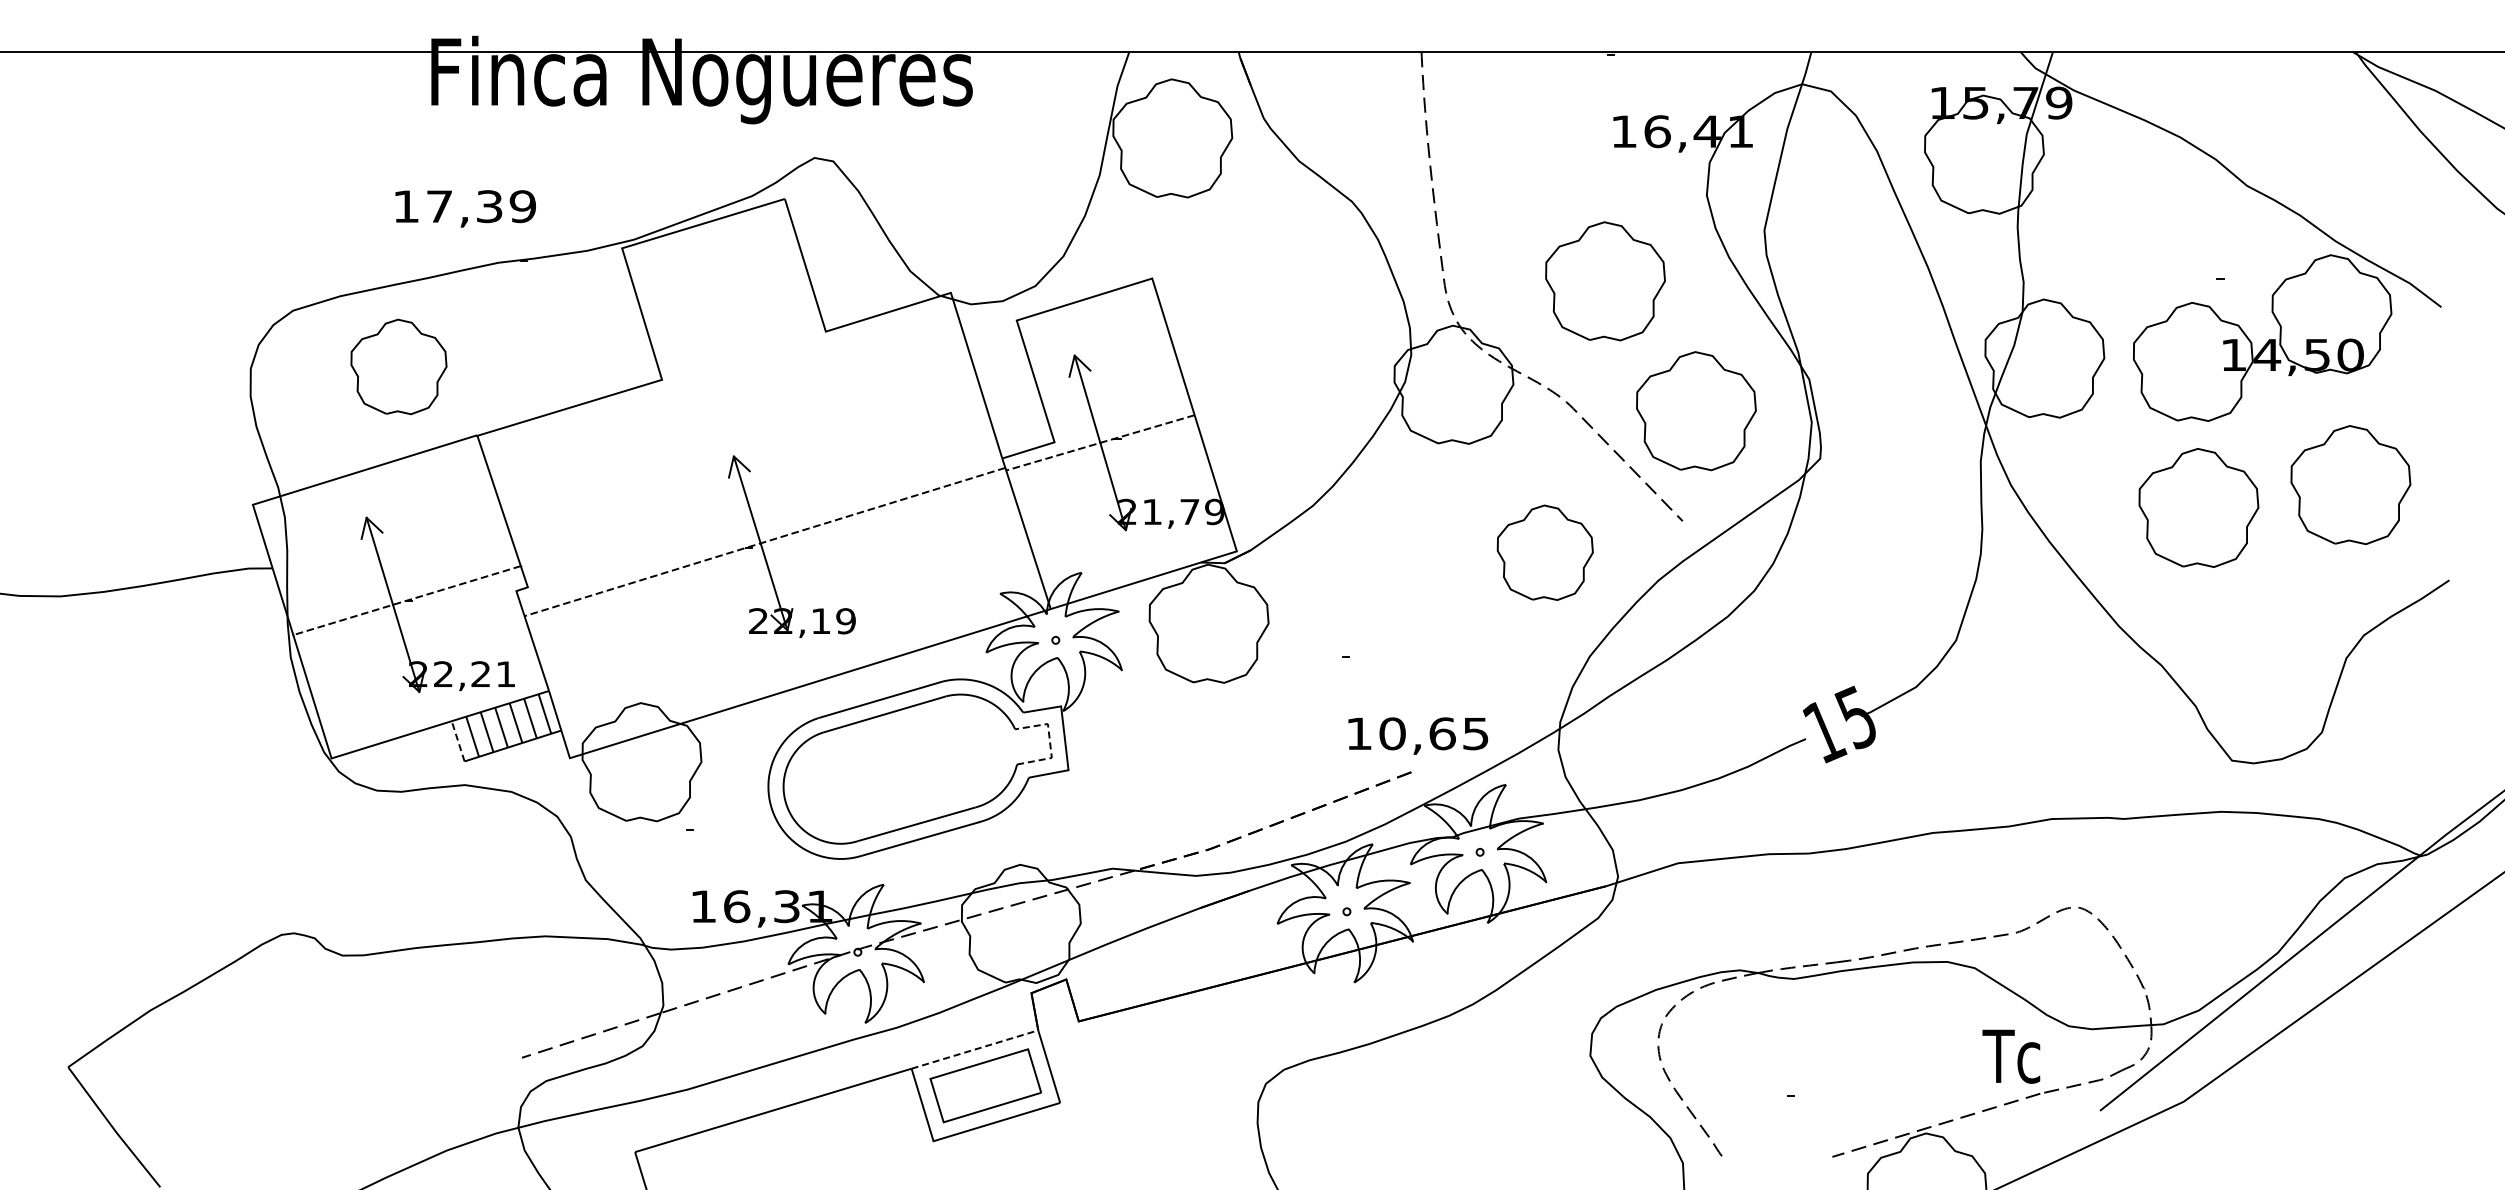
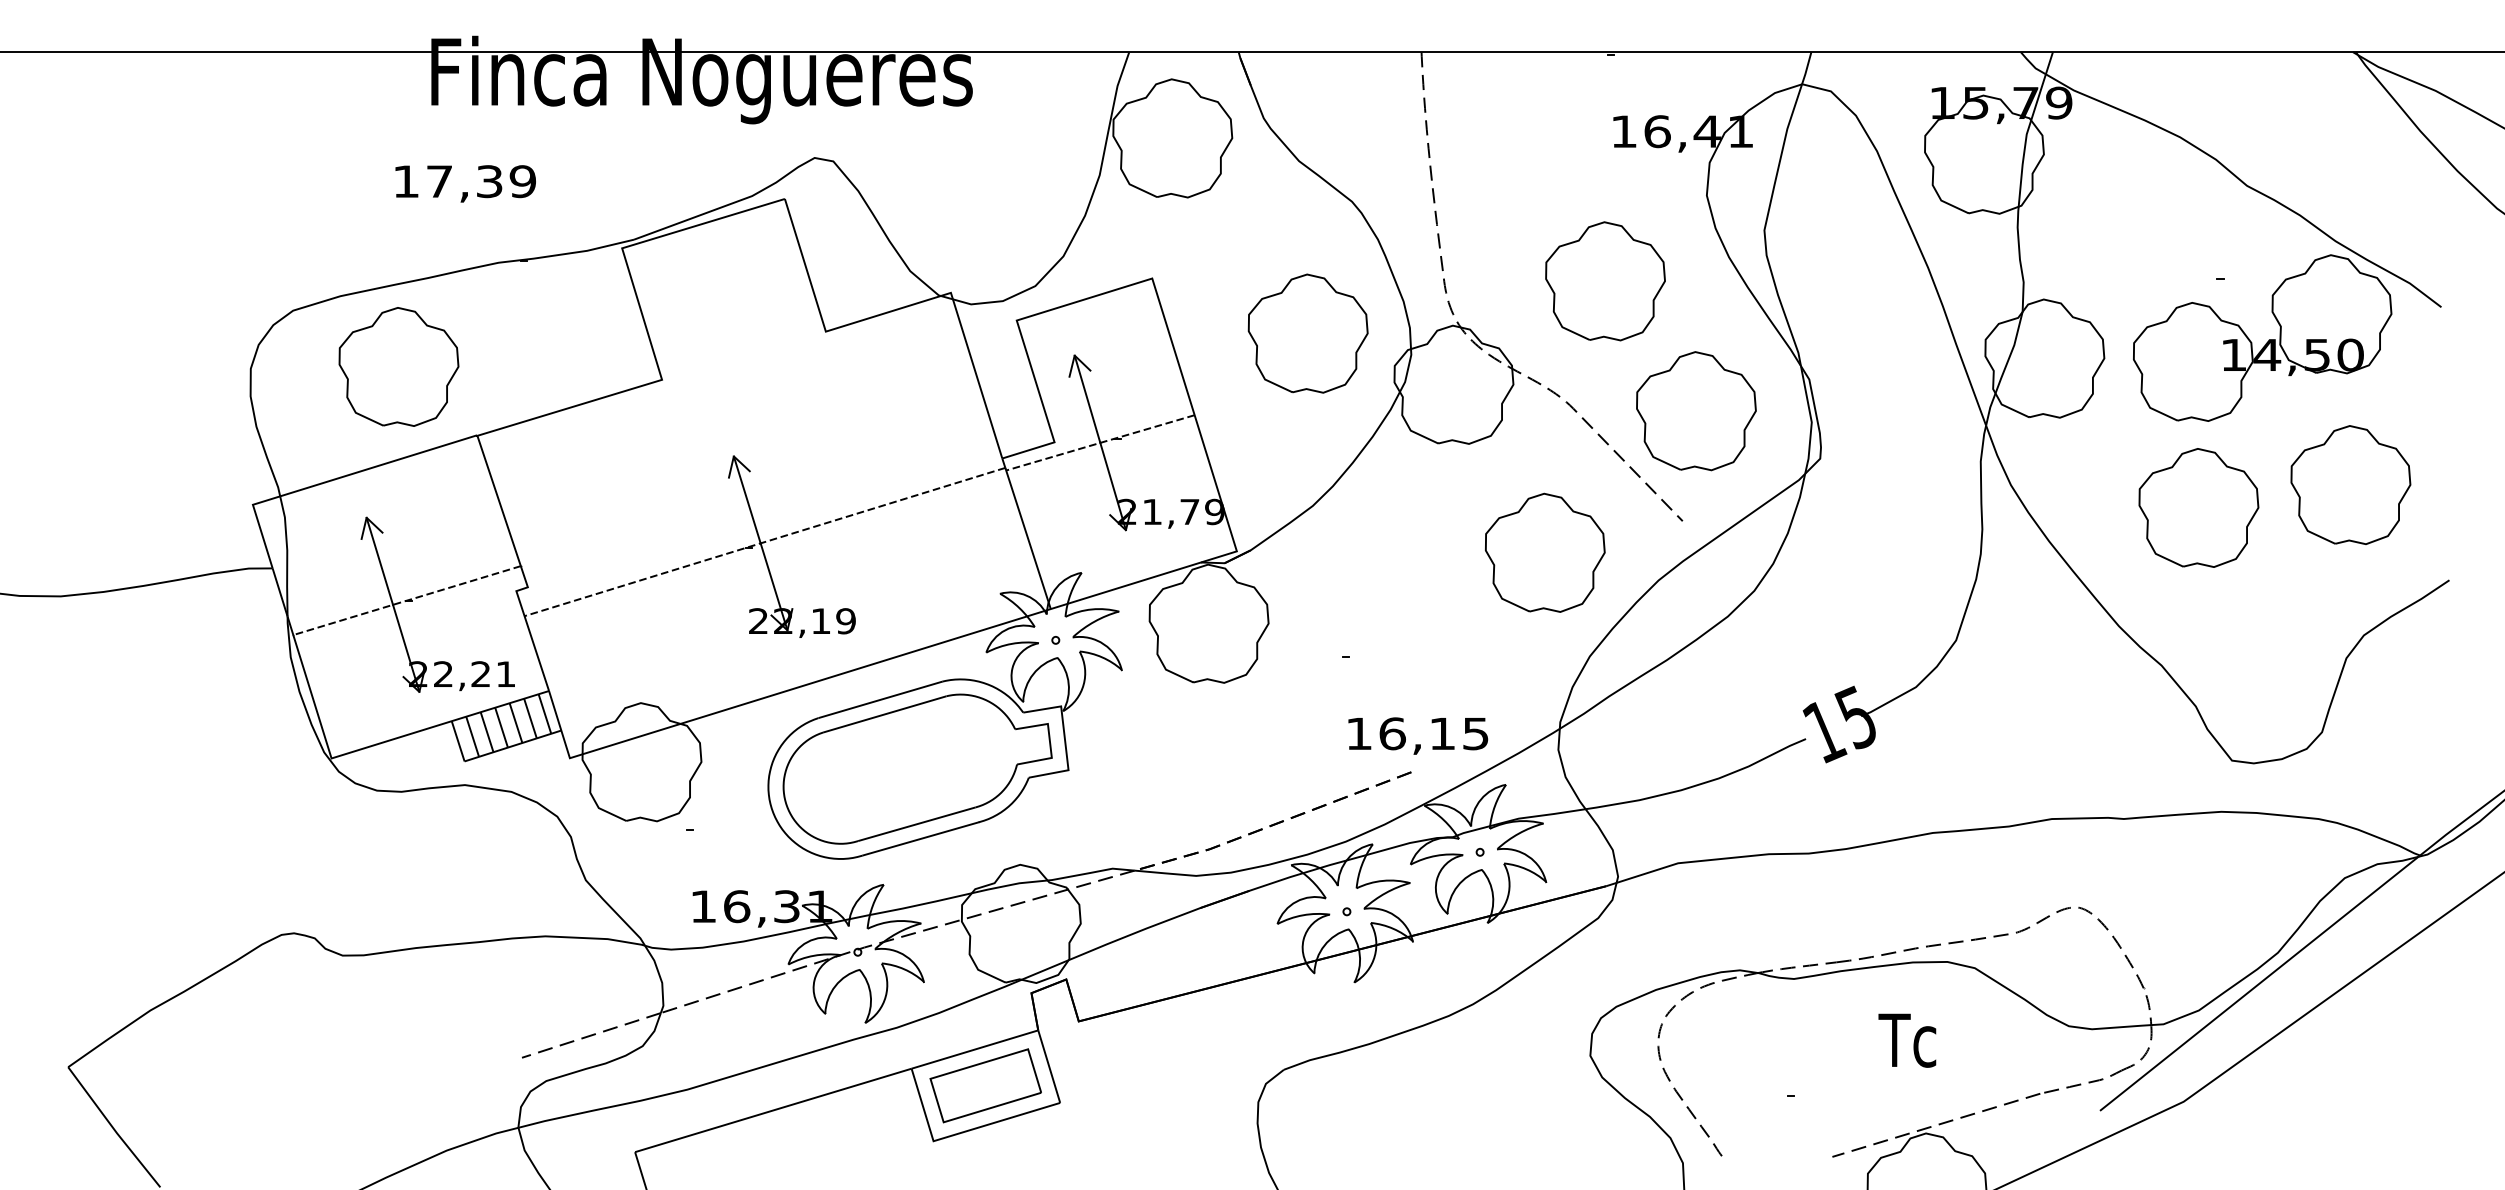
text position: (465, 208) -> (465, 183) (465, 183)
part: none -> present (1307, 333)
part size: 98x98 px -> 122x120 px (398, 366)
part size: 98x97 px -> 121x121 px (1545, 552)
text: 10,65 -> 16,15 (1417, 733)
line: dashed -> solid (458, 740)
line: dashed -> solid (1049, 741)
line: dashed -> solid (975, 1049)
text position: (2011, 1056) -> (1907, 1040) (1907, 1040)
